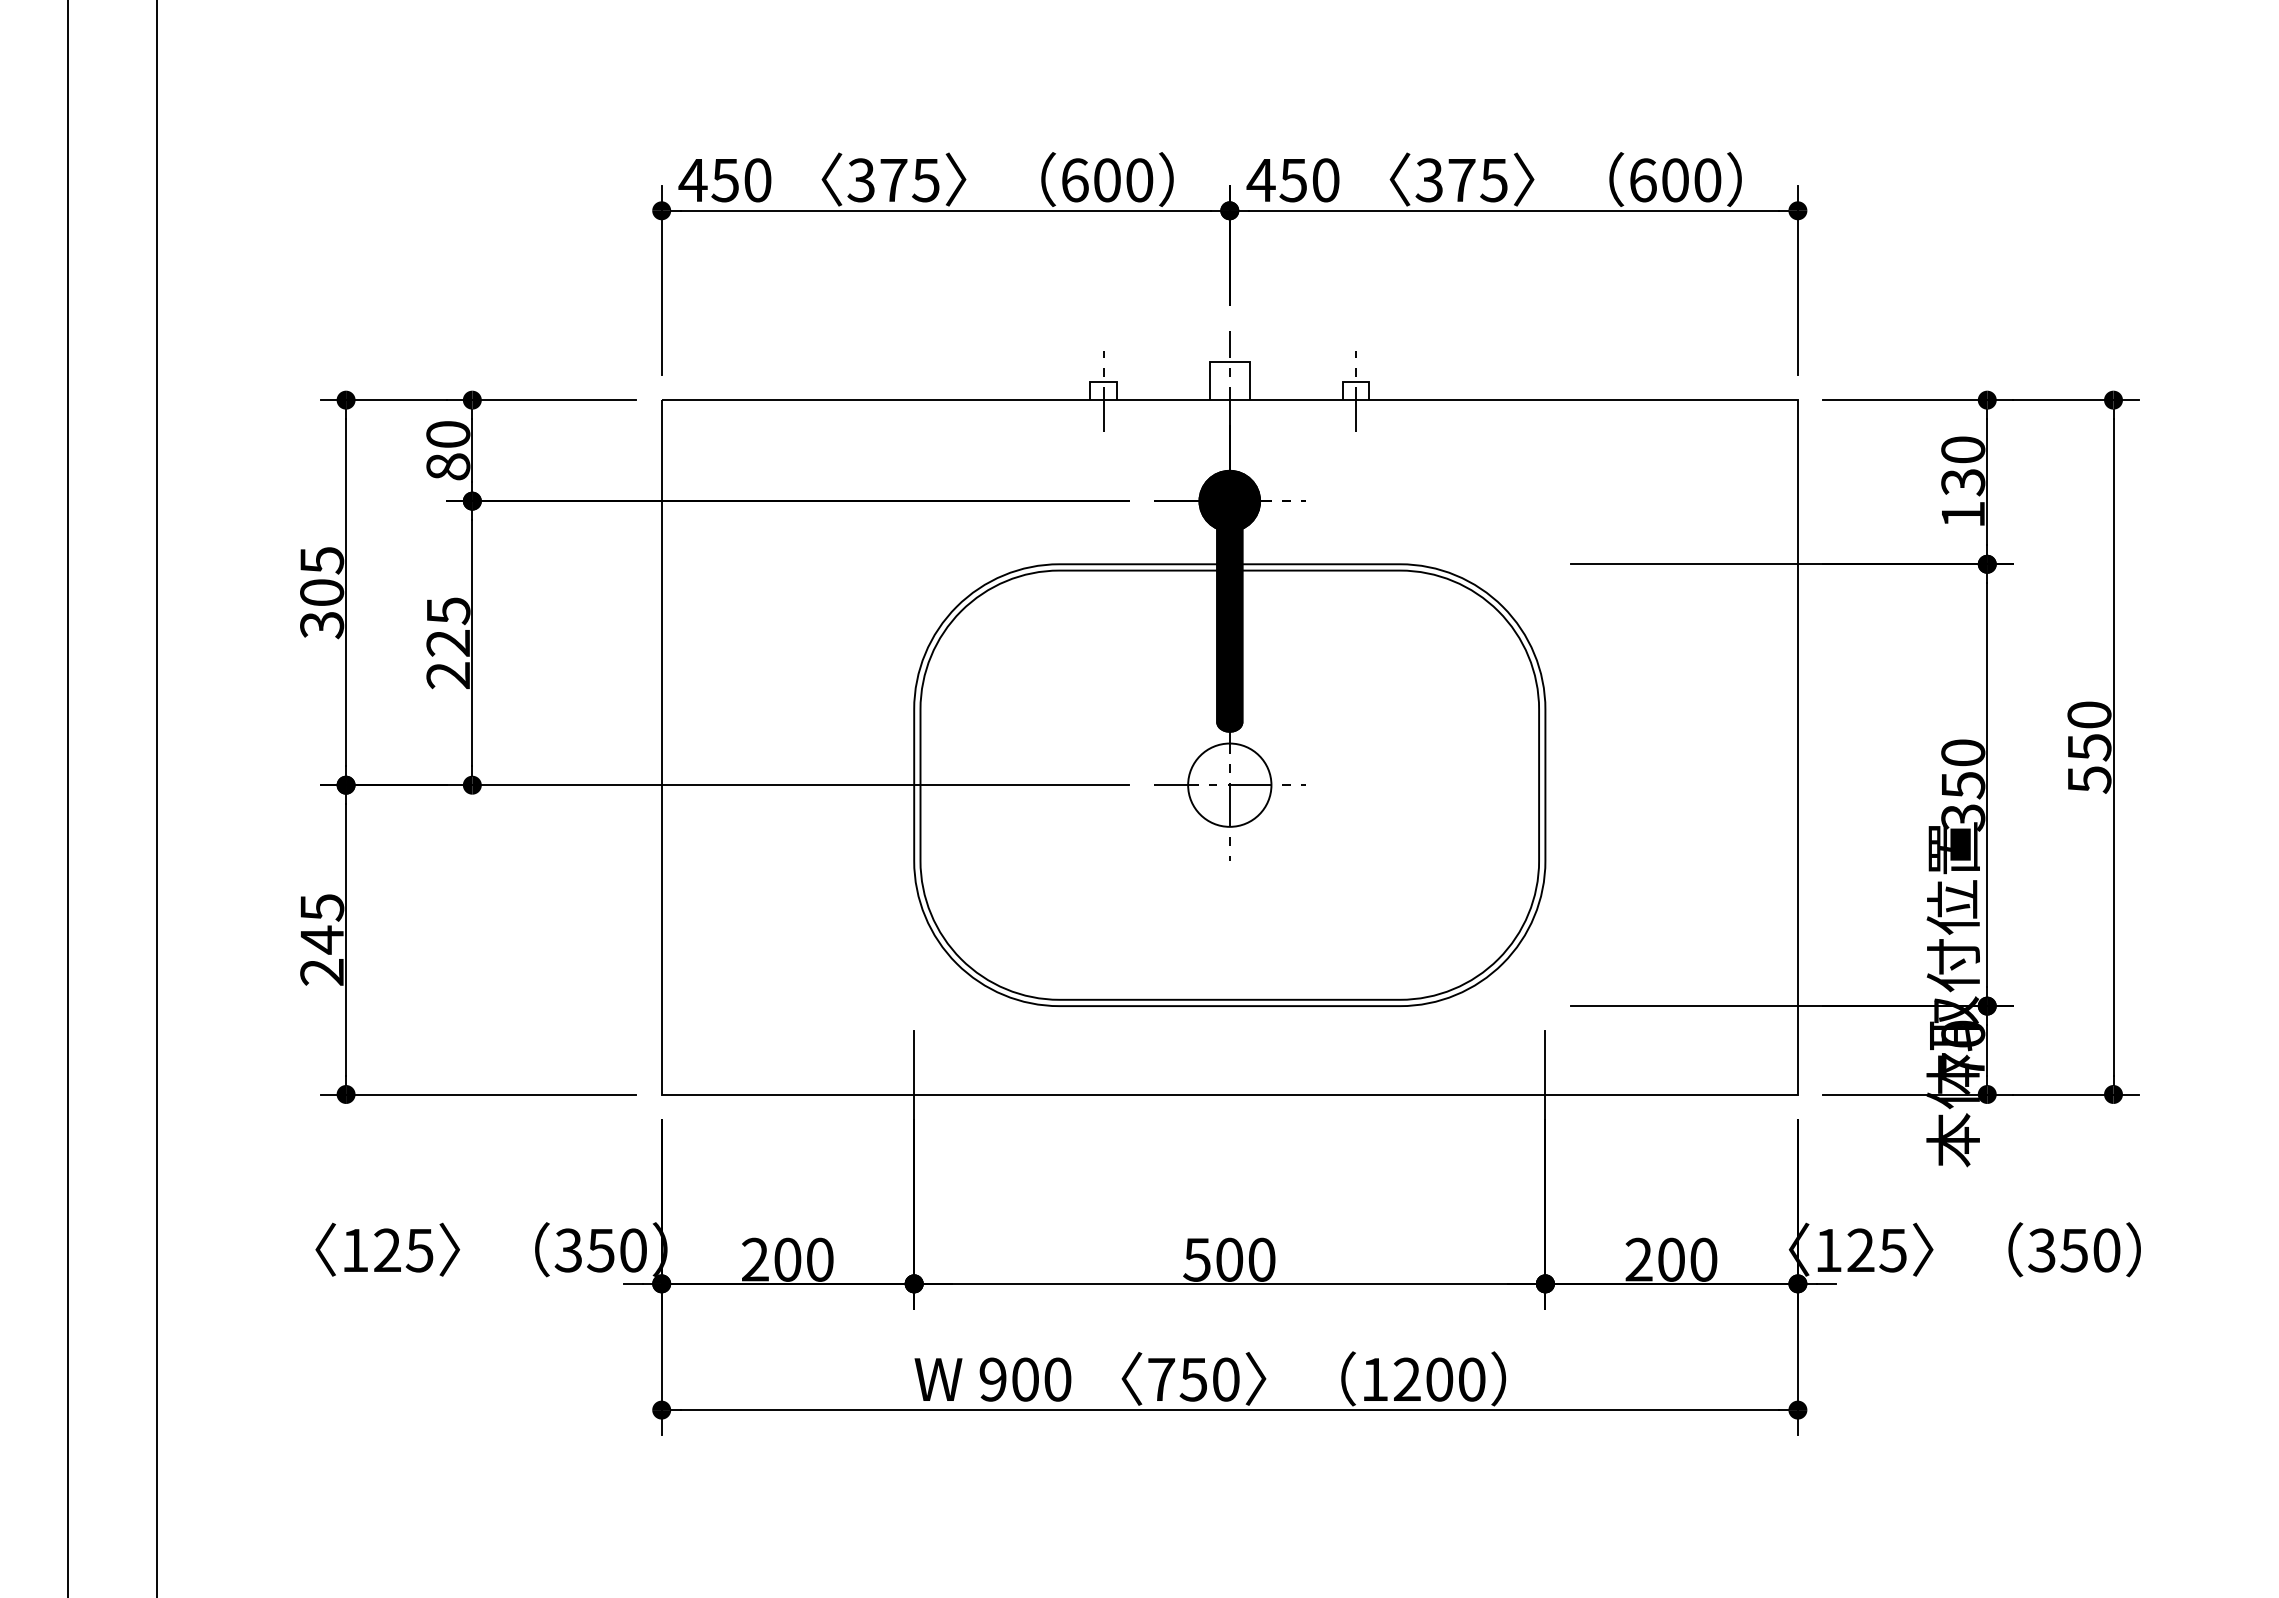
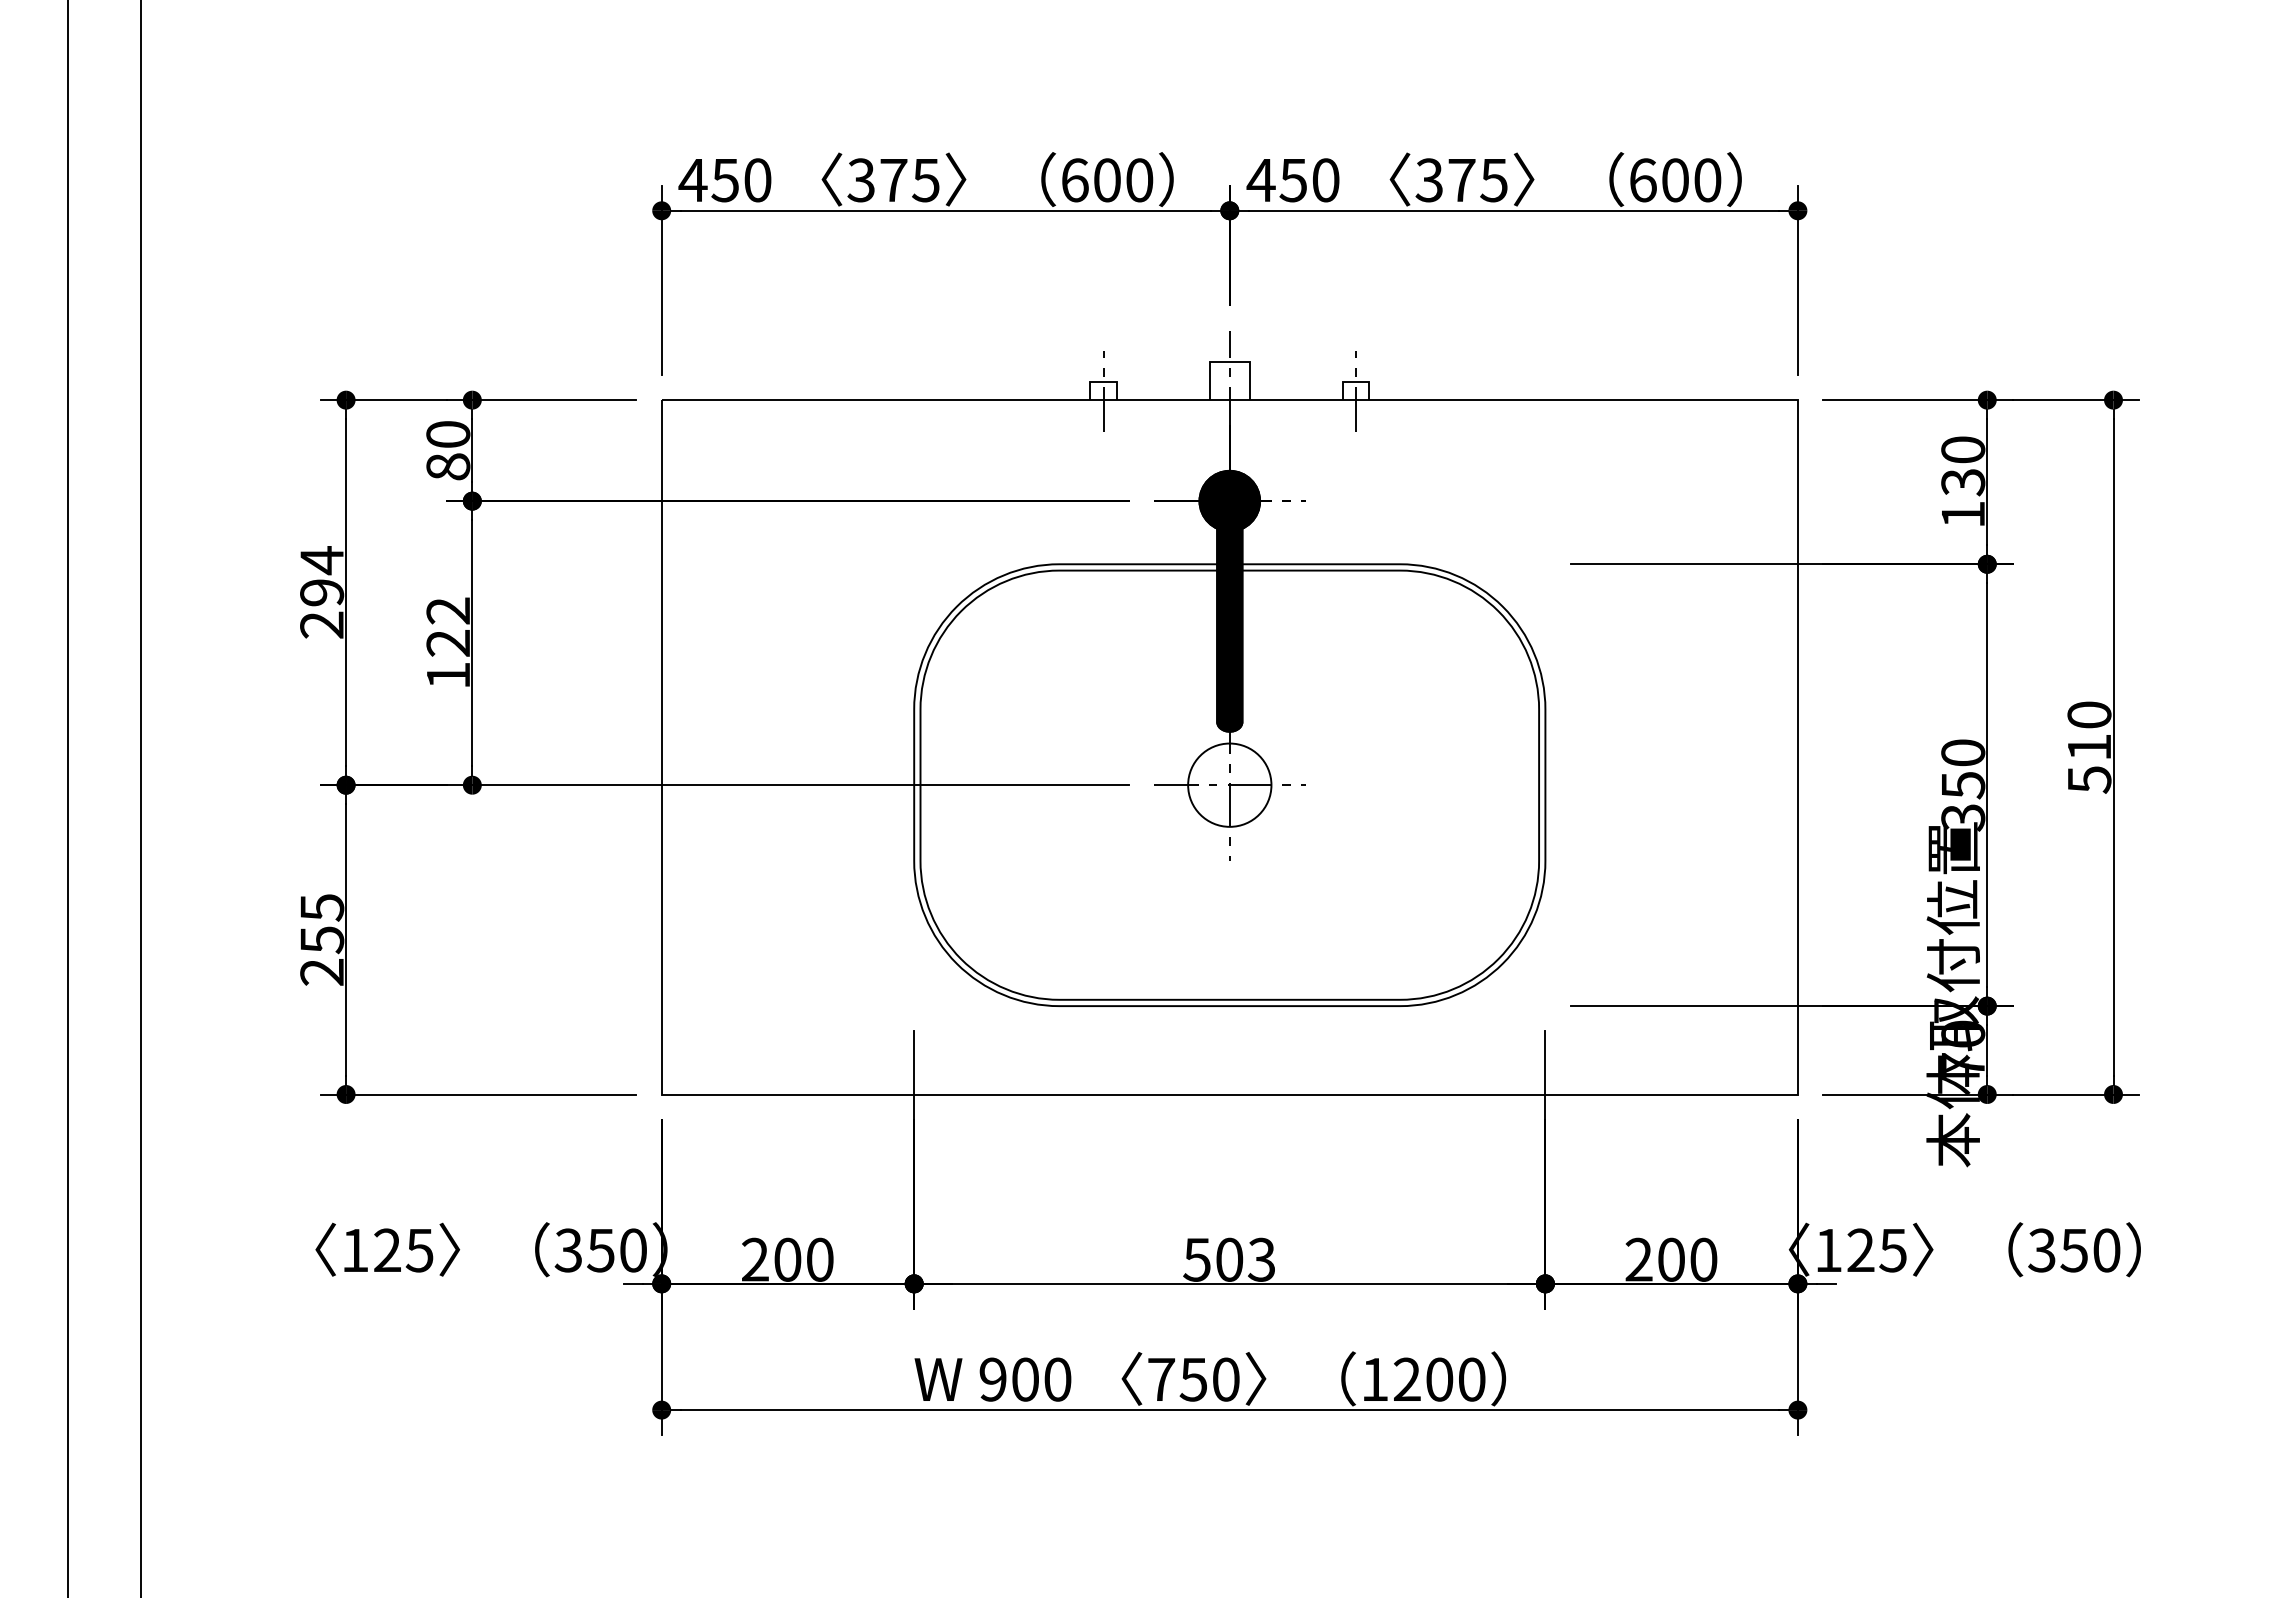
text: 305 -> 294 (322, 592)
text: 225 -> 122 (448, 643)
text: 550 -> 510 (2089, 747)
line position: (156, 798) -> (140, 798) (140, 798)
text: 245 -> 255 (322, 939)
text: 500 -> 503 (1261, 1259)
